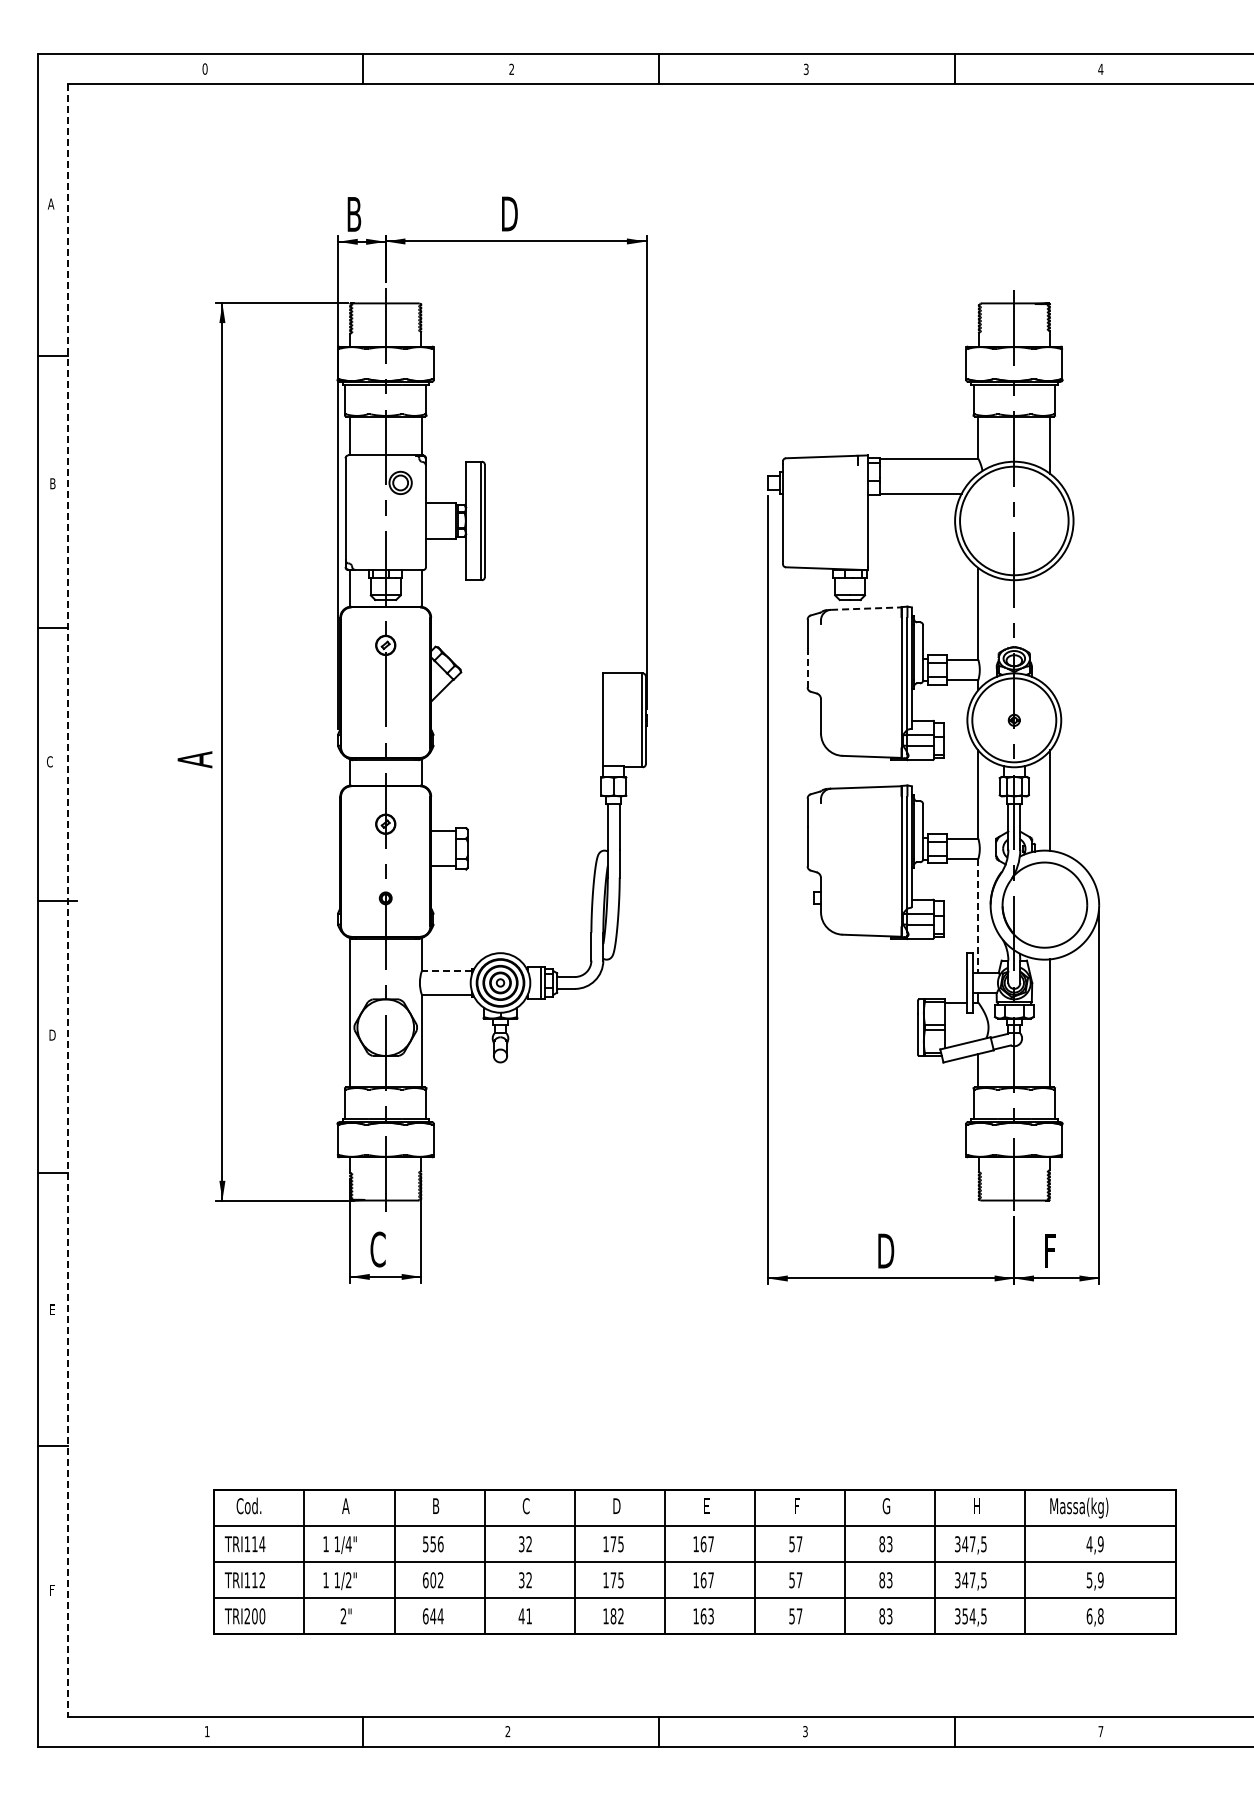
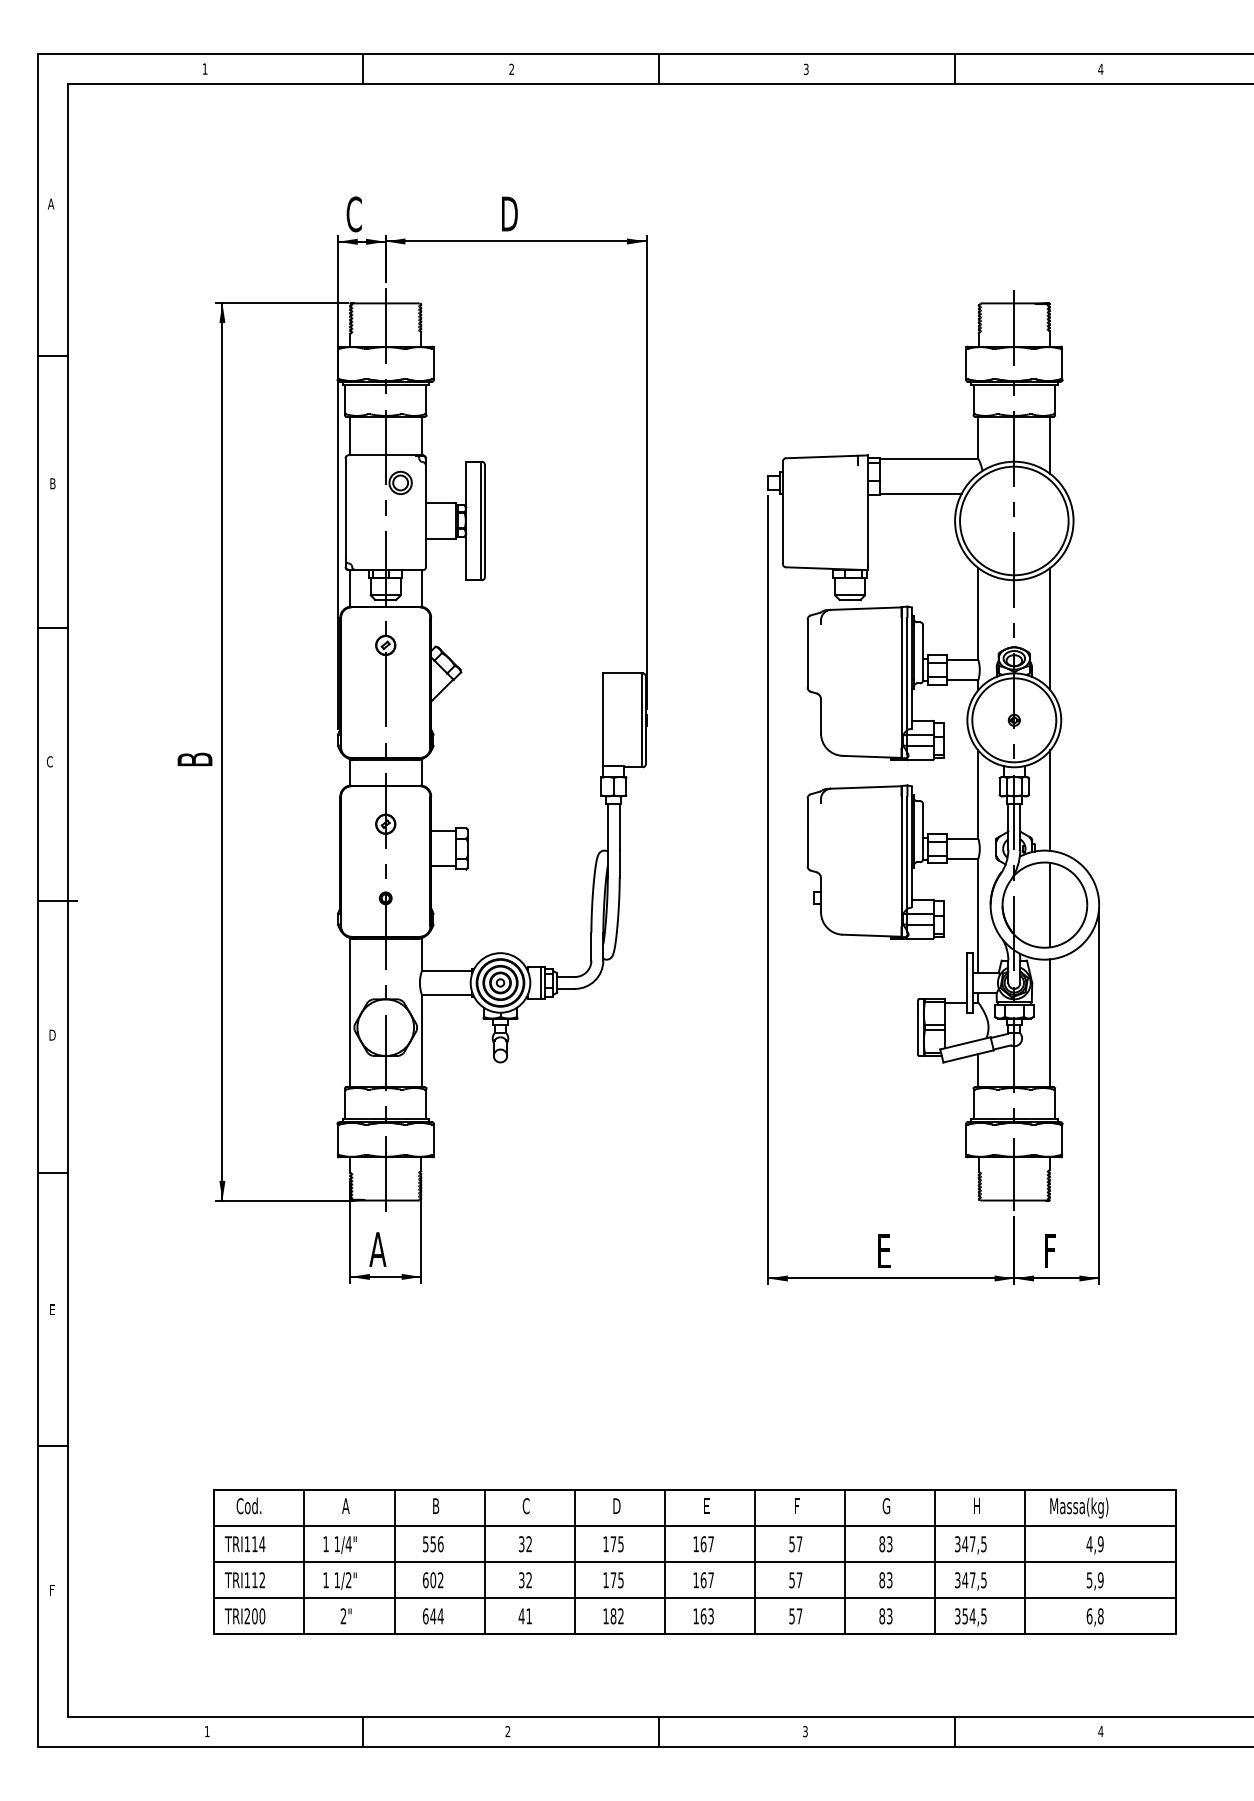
text: 0 -> 1 (204, 68)
text: B -> C (353, 214)
line: dashed -> solid (866, 608)
line: none -> present (1050, 629)
line: dashed -> solid (807, 667)
text: A -> B (194, 759)
line: dashed -> solid (67, 900)
line: none -> present (1050, 904)
line: dashed -> solid (978, 915)
line: dashed -> solid (446, 971)
text: C -> A (377, 1249)
text: D -> E (886, 1250)
text: 7 -> 4 (1100, 1731)
